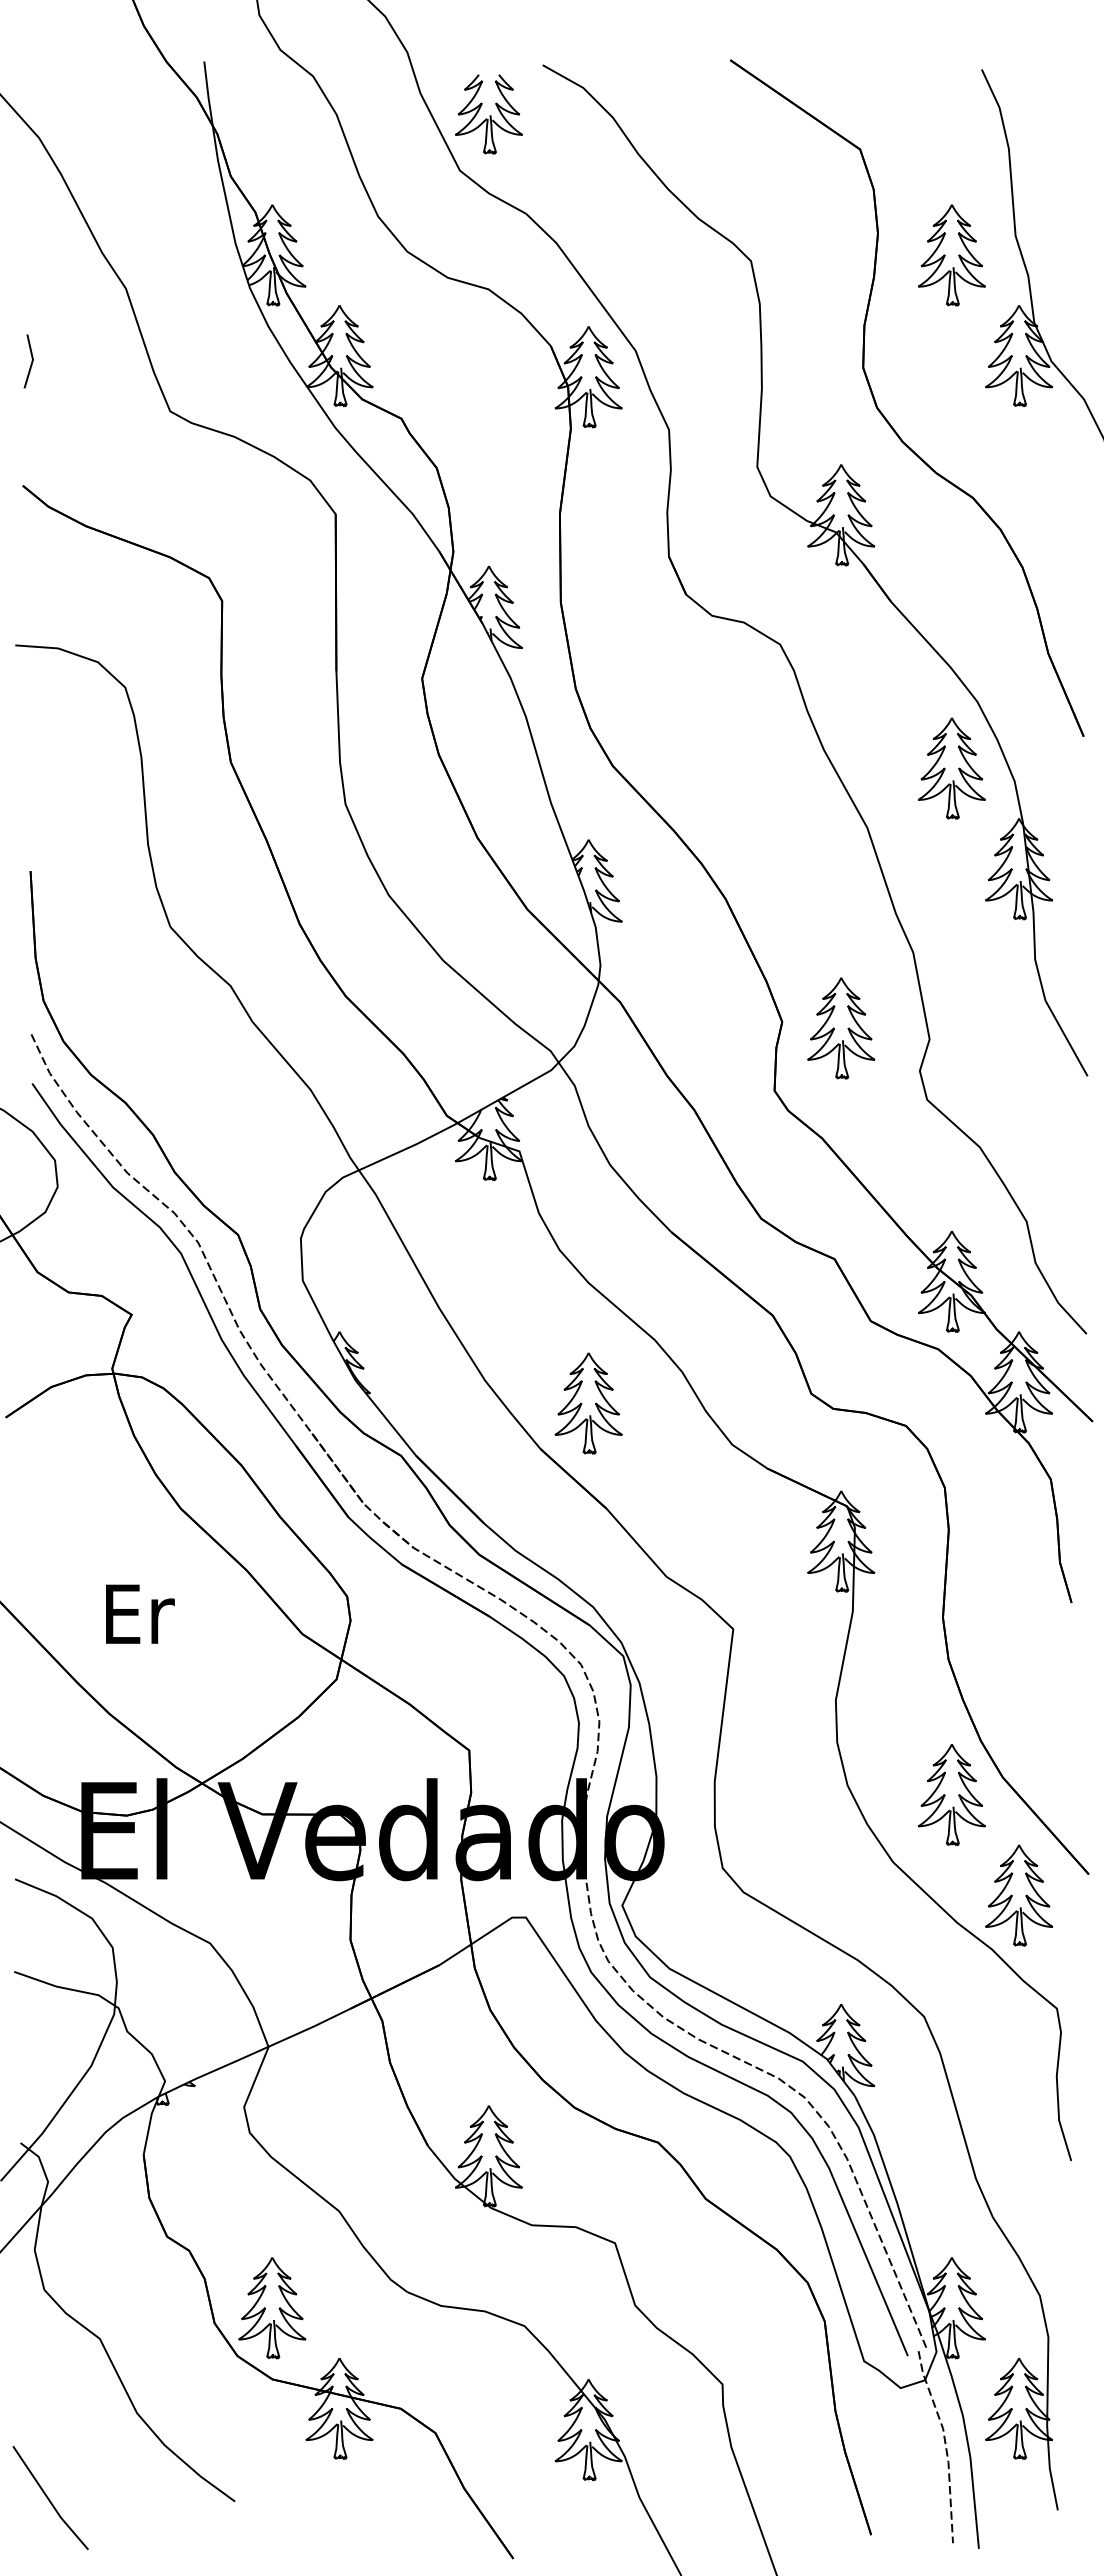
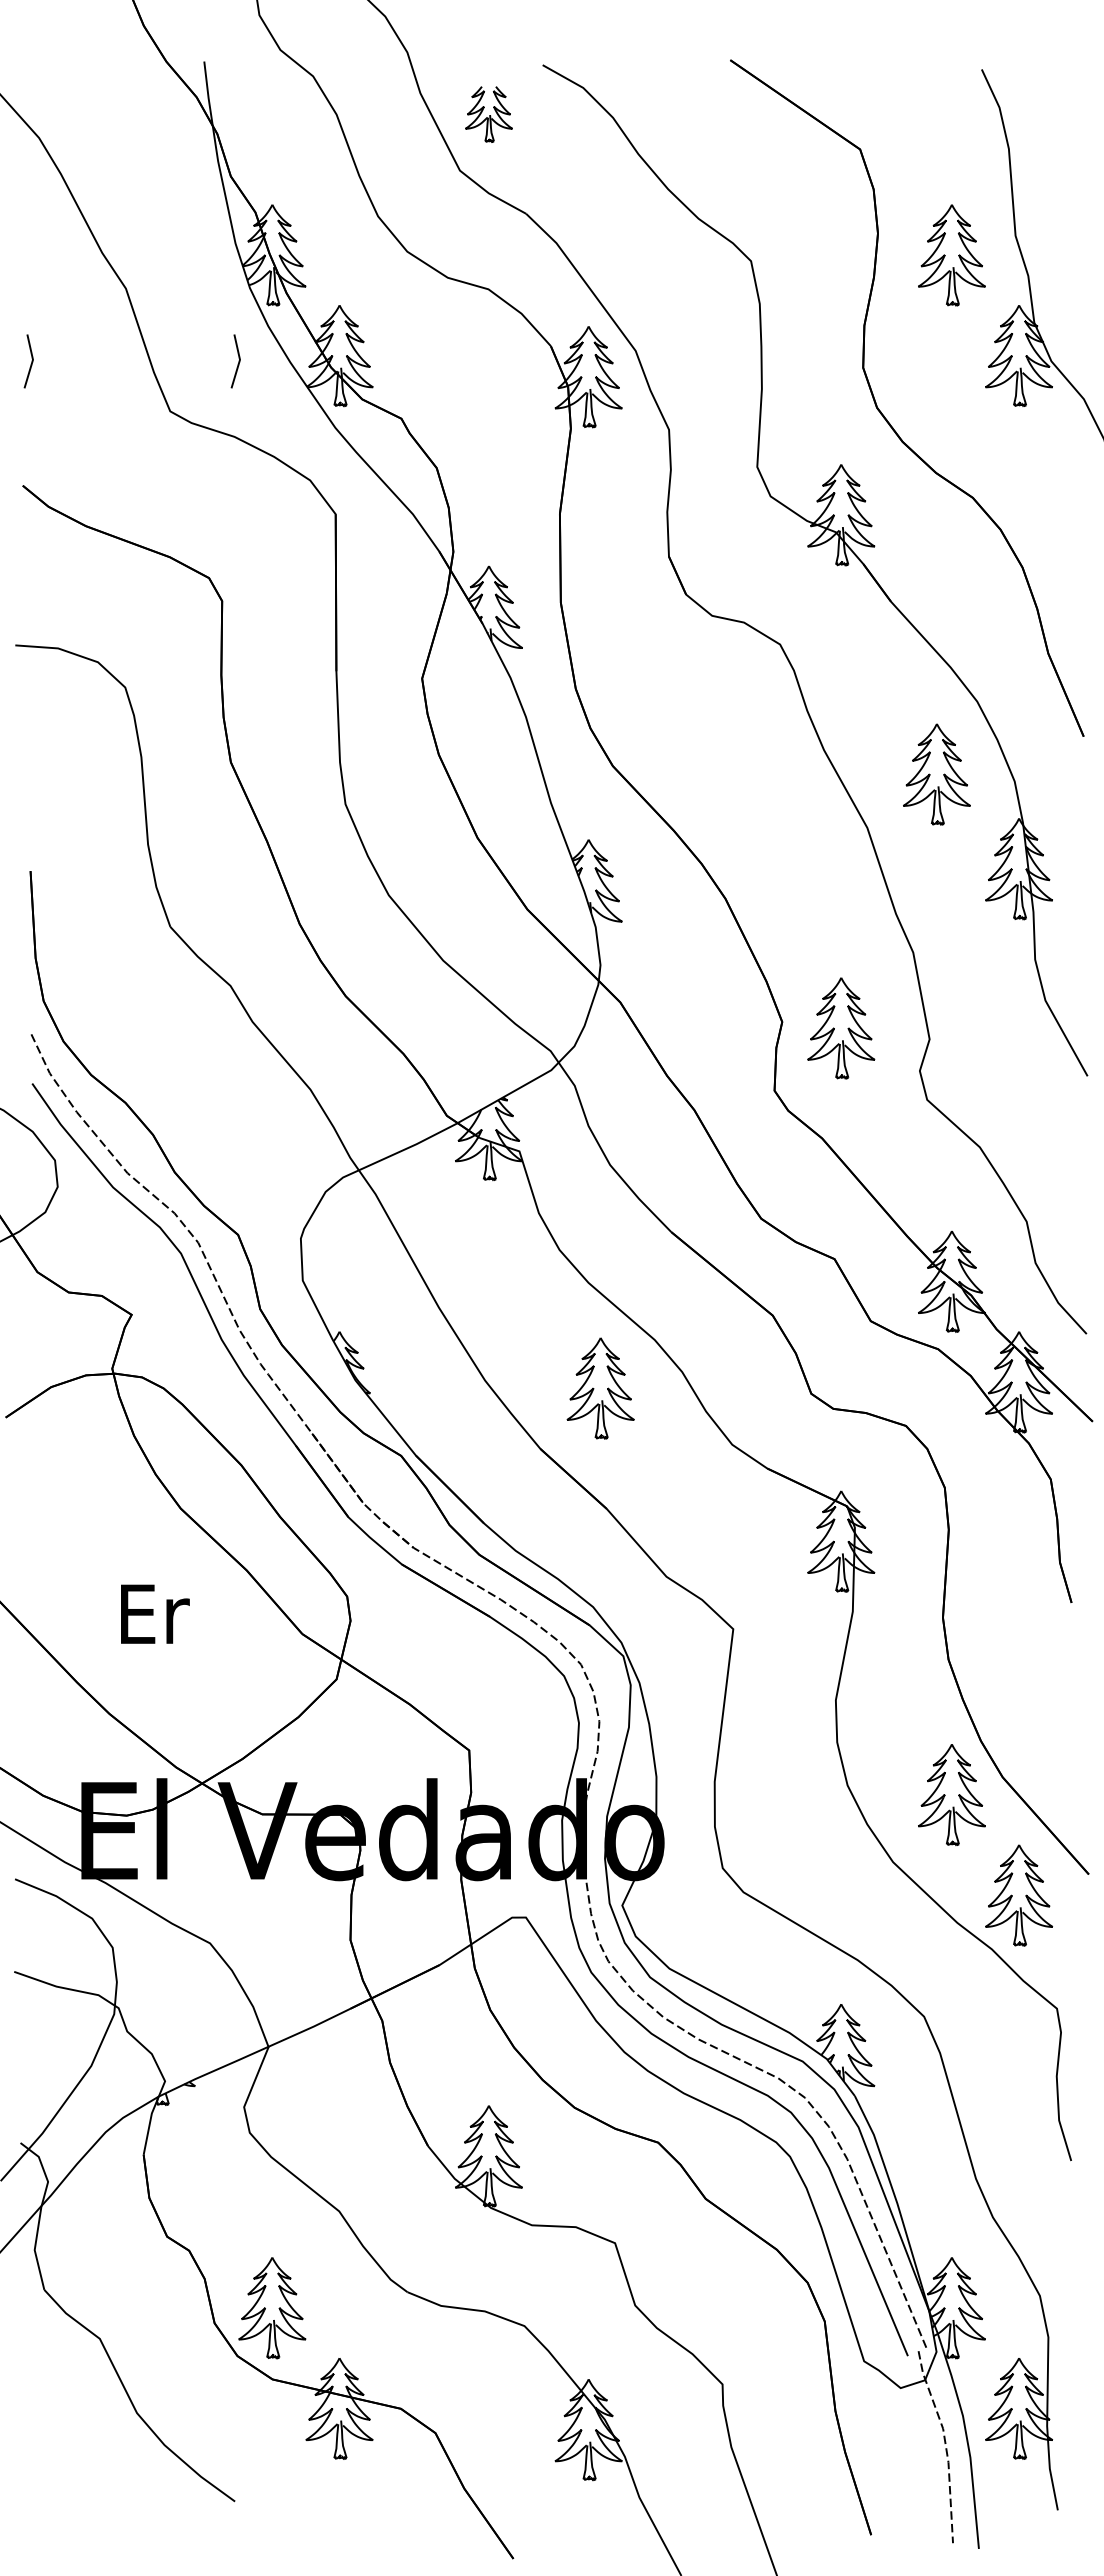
part size: 68x81 px -> 48x57 px (488, 114)
line: none -> present (238, 361)
part position: (951, 768) -> (936, 774) (936, 774)
part position: (588, 1403) -> (600, 1388) (600, 1388)
text position: (140, 1613) -> (155, 1613) (155, 1613)
line: present -> none (49, 2498)
